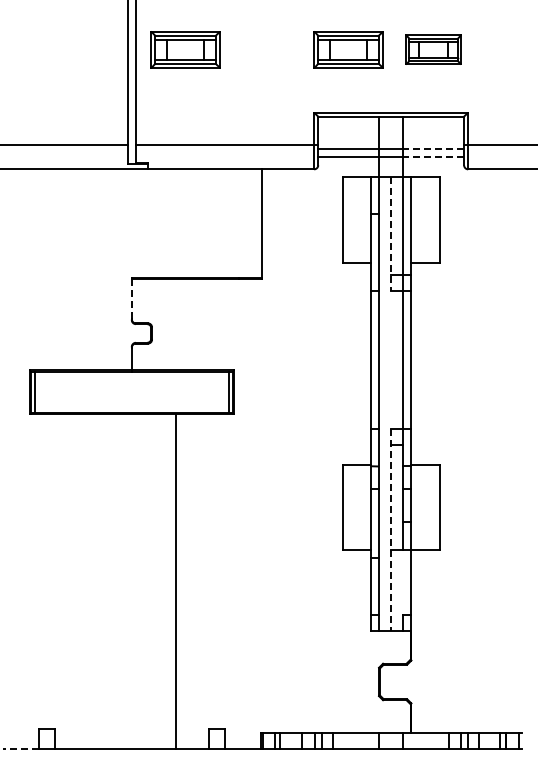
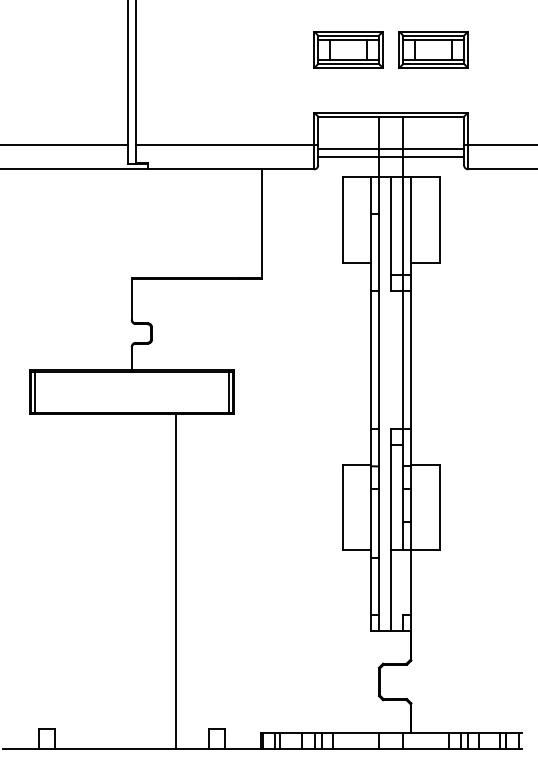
part: present -> none (185, 49)
part size: 57x31 px -> 71x38 px (433, 49)
line: dashed -> solid (433, 149)
line: dashed -> solid (433, 157)
line: dashed -> solid (391, 234)
line: dashed -> solid (131, 299)
line: dashed -> solid (391, 530)
line: dashed -> solid (20, 748)
